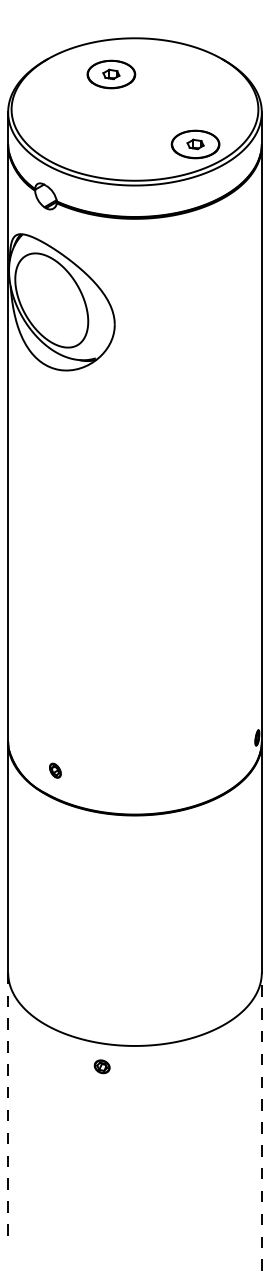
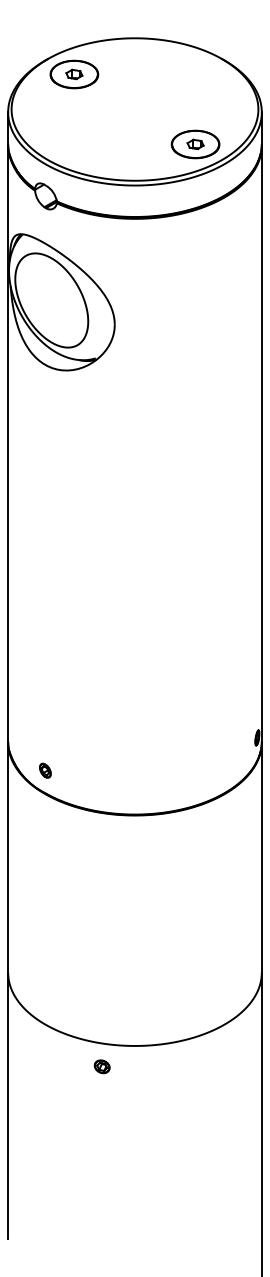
part position: (111, 74) -> (74, 74) (74, 74)
part position: (55, 770) -> (45, 770) (45, 770)
line: dashed -> solid (8, 1105)
line: dashed -> solid (261, 1124)
